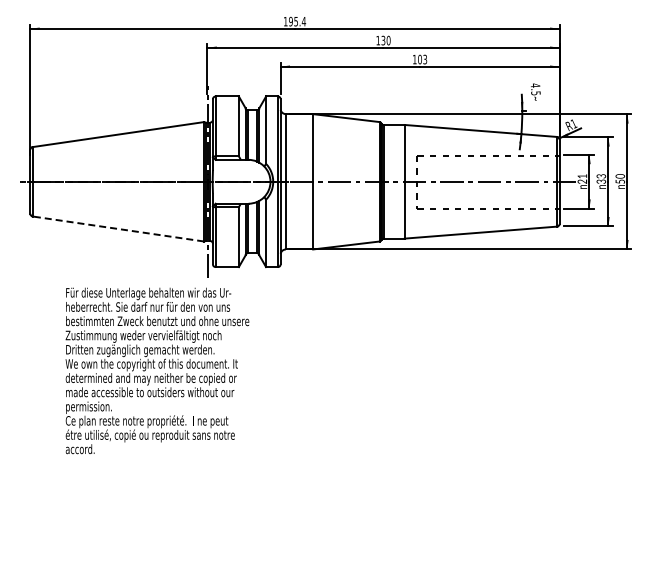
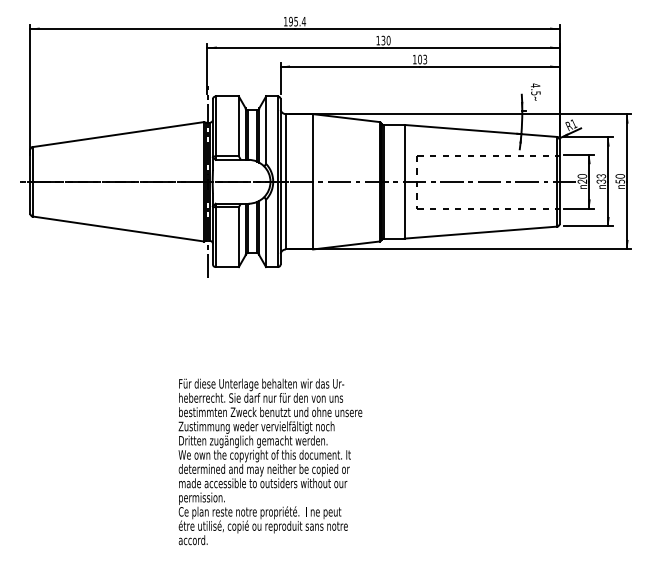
text: 21 -> 20 (582, 176)
line: dashed -> solid (118, 229)
text position: (157, 370) -> (270, 461) (270, 461)
